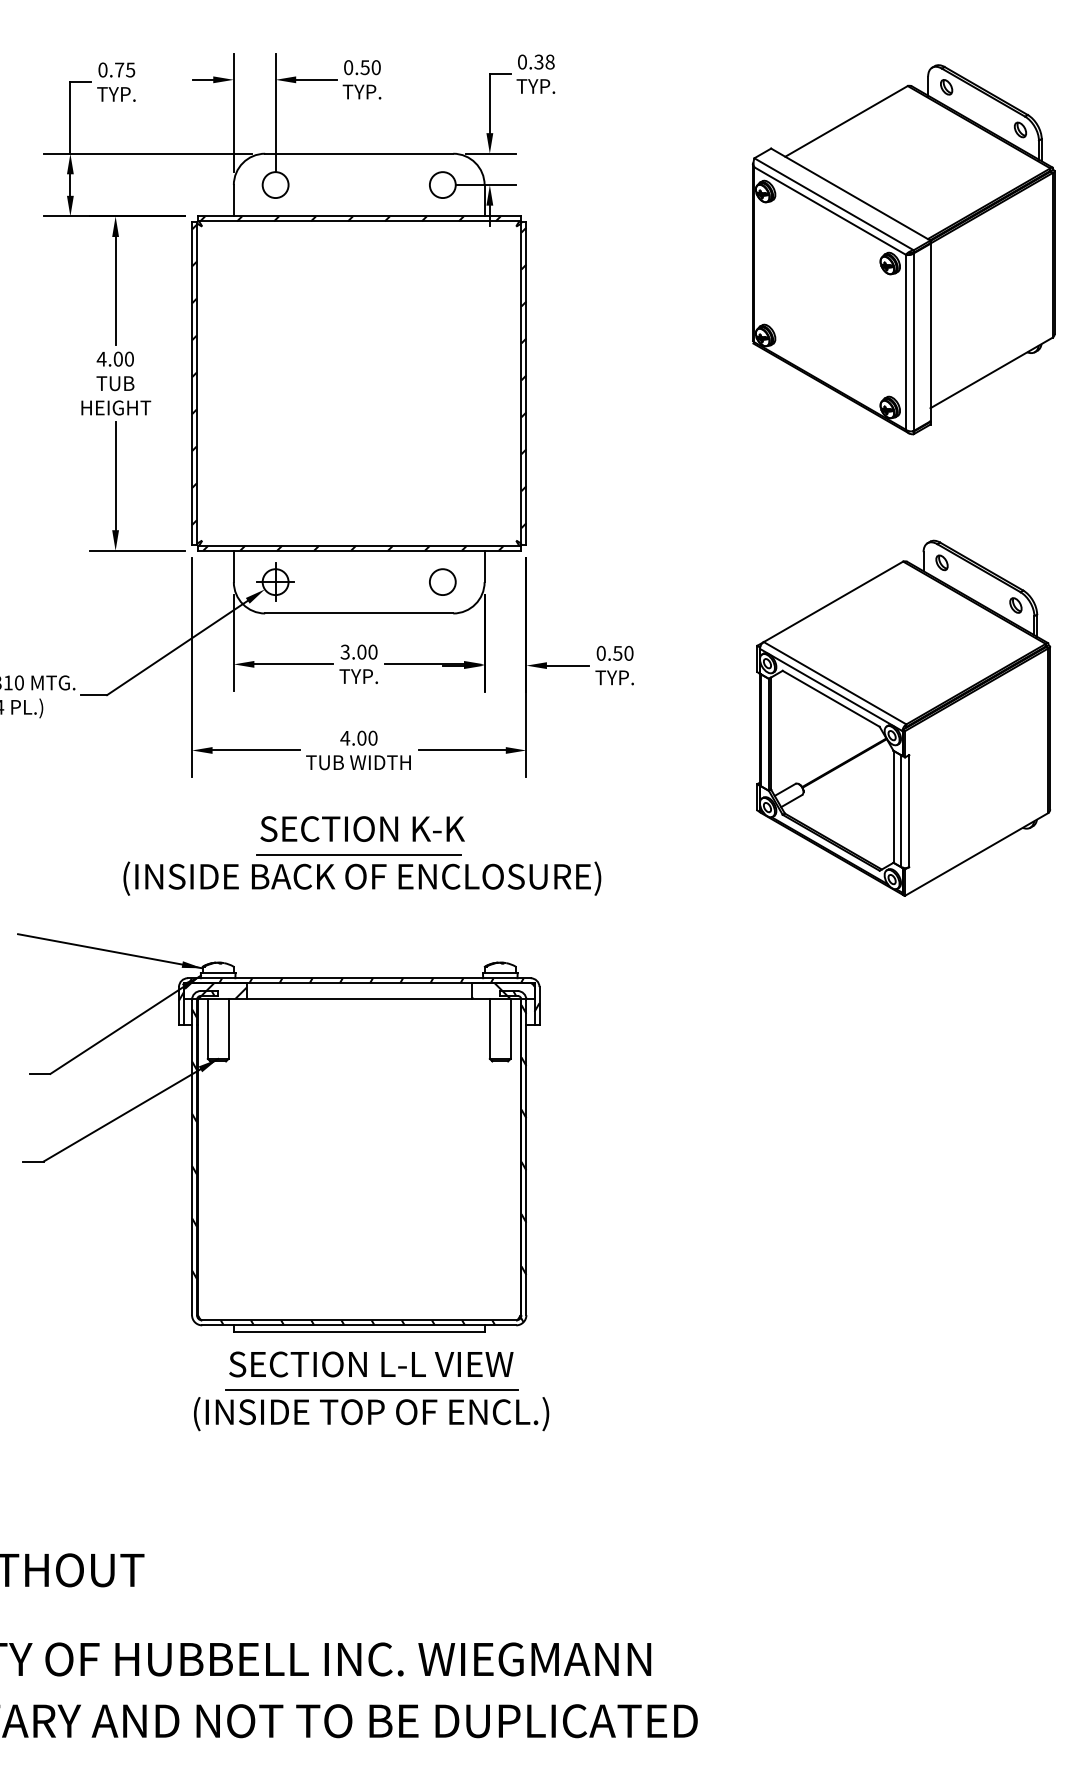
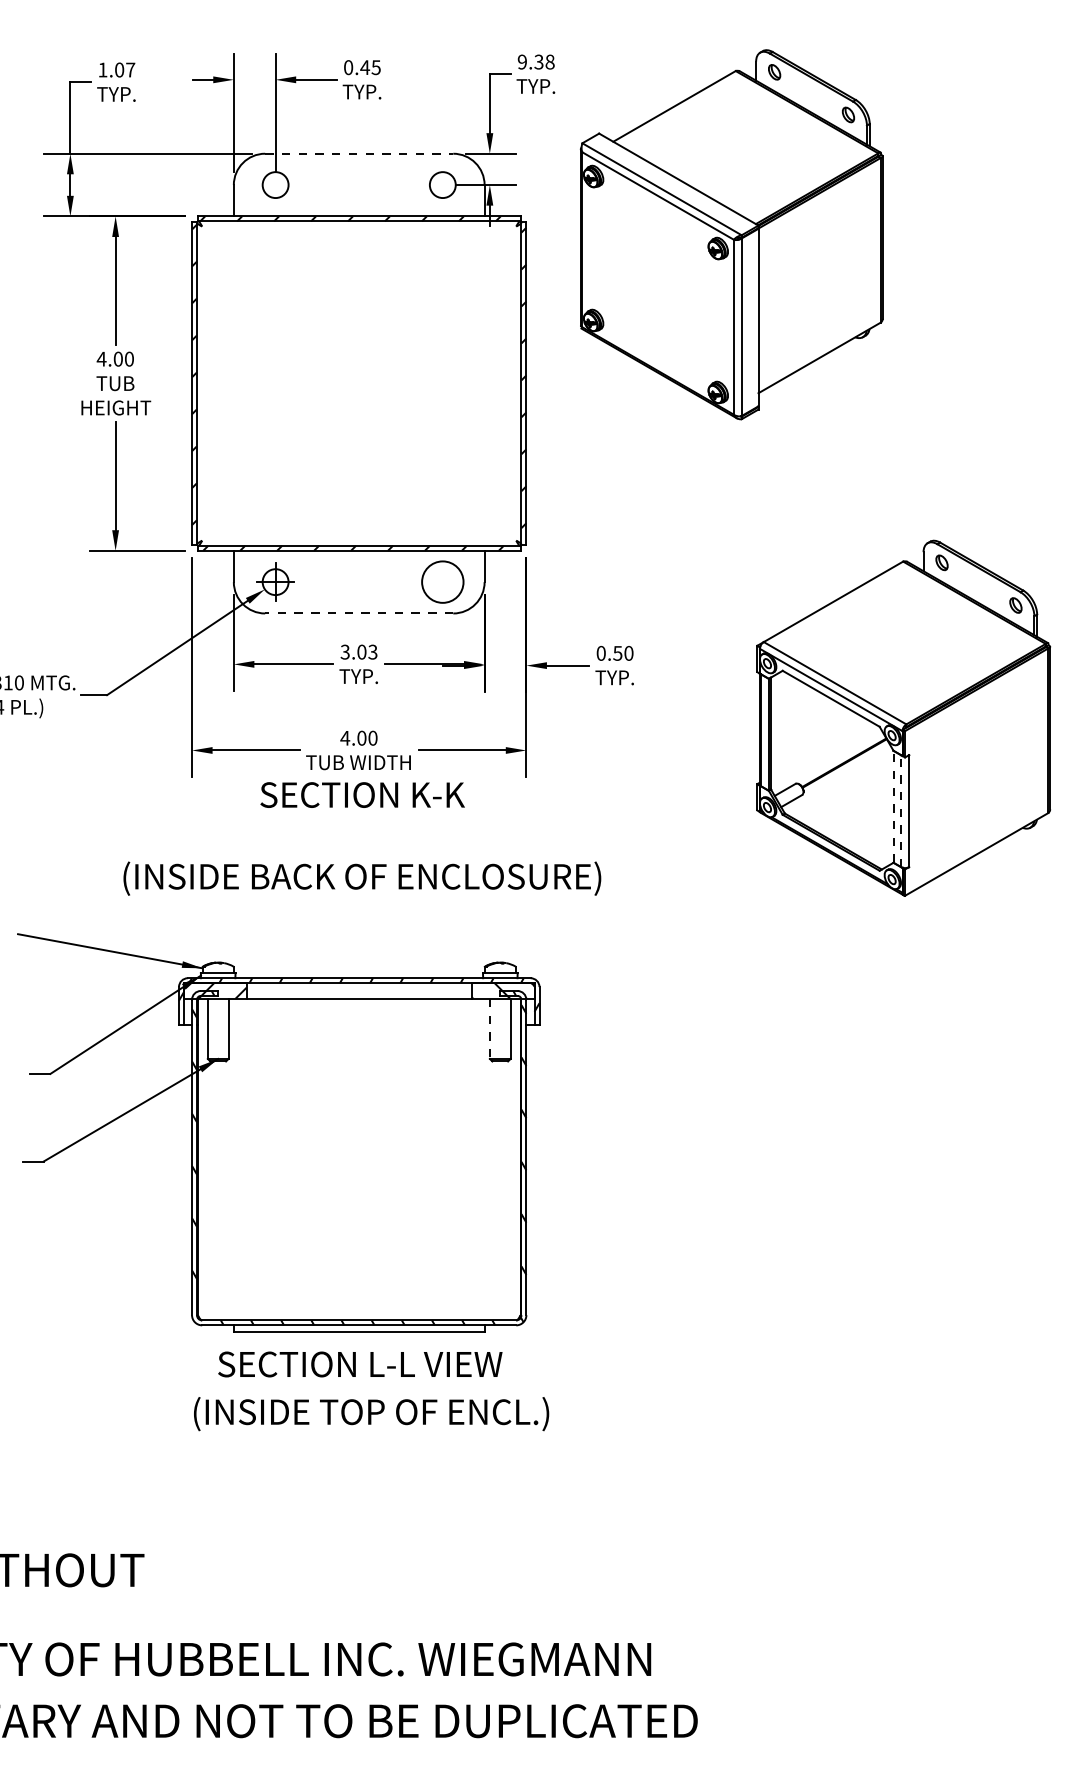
text: 0.38 -> 9.38 (521, 61)
text: 0.50 -> 0.45 (370, 67)
text: 0.75 -> 1.07 (116, 69)
line: solid -> dashed (359, 153)
part position: (903, 249) -> (731, 234) (731, 234)
circle diameter: 26 px -> 41 px (442, 581)
line: solid -> dashed (358, 613)
text: 3.00 -> 3.03 (372, 651)
line: solid -> dashed (893, 806)
line: solid -> dashed (901, 811)
text position: (362, 828) -> (362, 794) (362, 794)
line: present -> none (358, 854)
line: solid -> dashed (489, 1029)
text position: (371, 1364) -> (360, 1364) (360, 1364)
line: present -> none (371, 1389)
